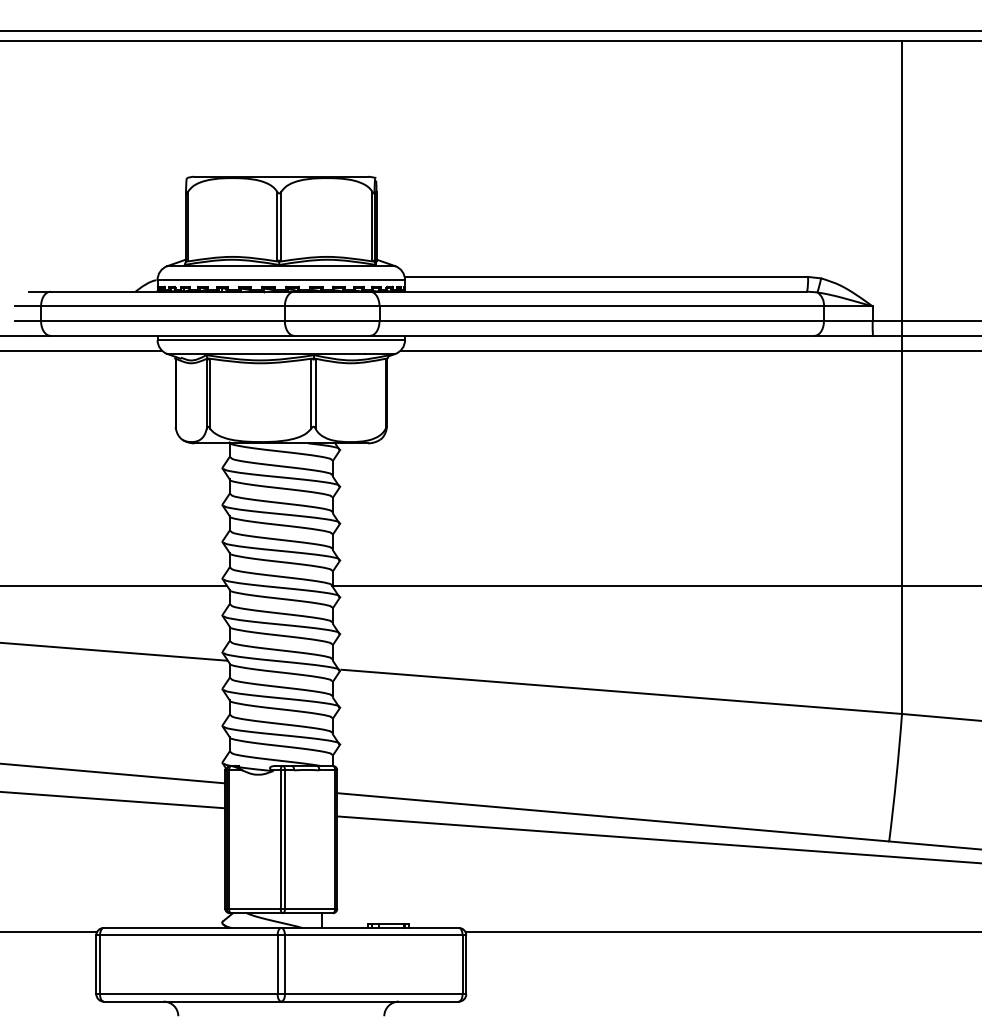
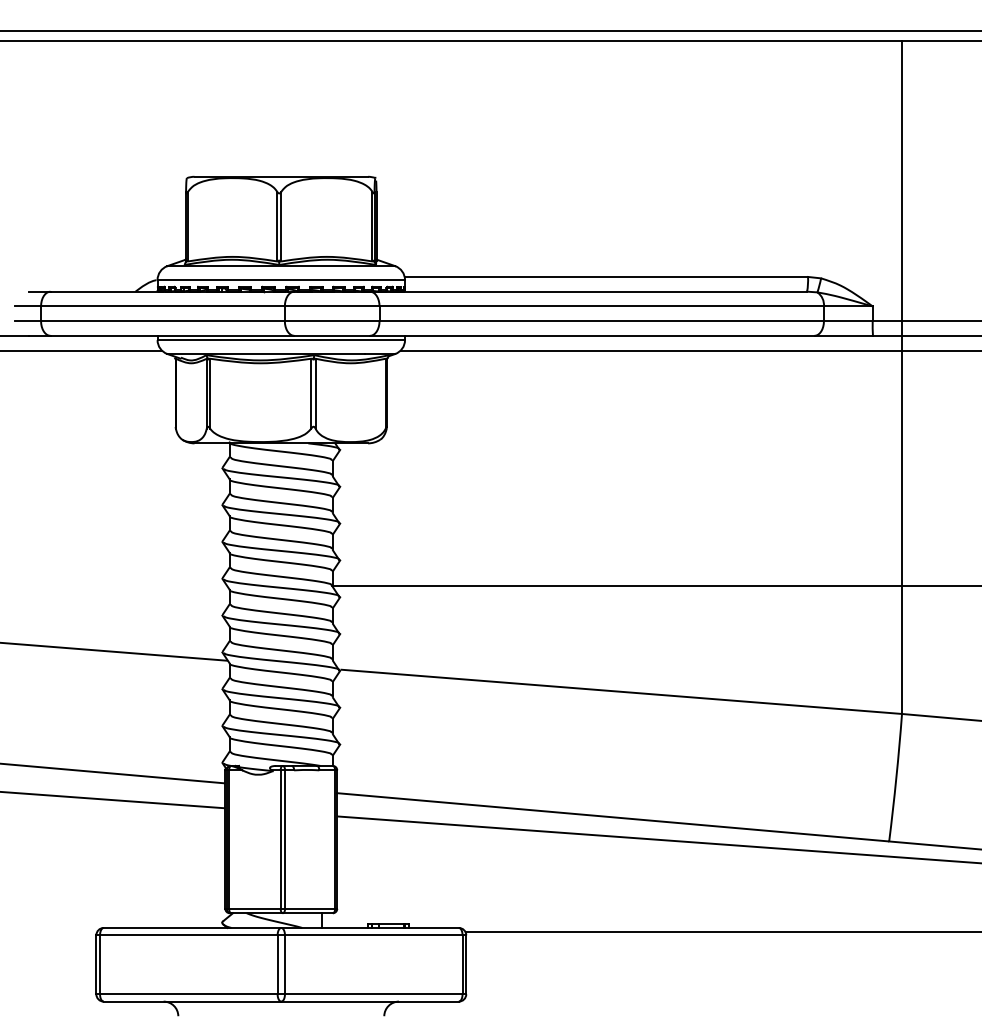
line: present -> none (114, 586)
line: present -> none (49, 932)
